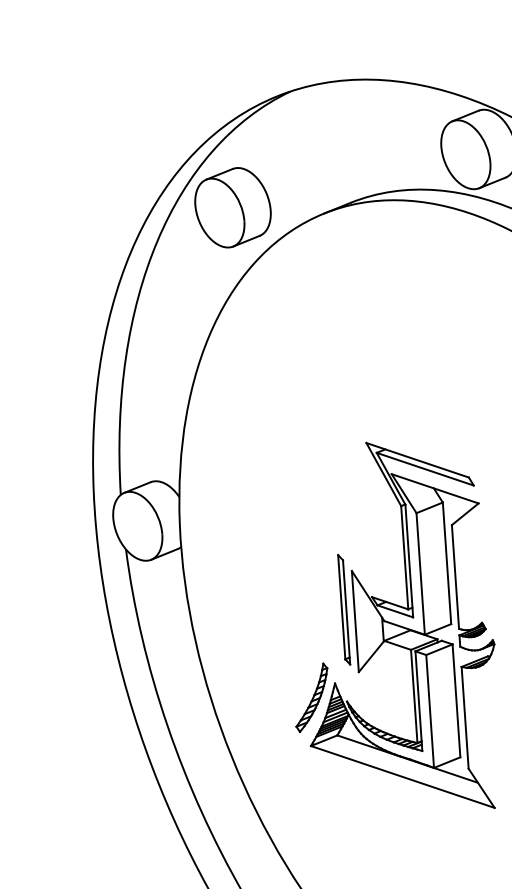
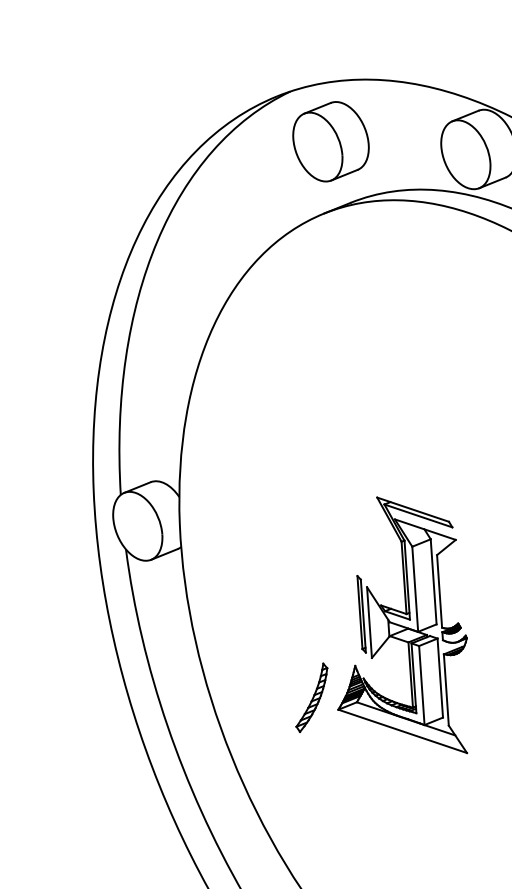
part position: (232, 207) -> (330, 141) (330, 141)
part size: 187x368 px -> 132x259 px (402, 625)
